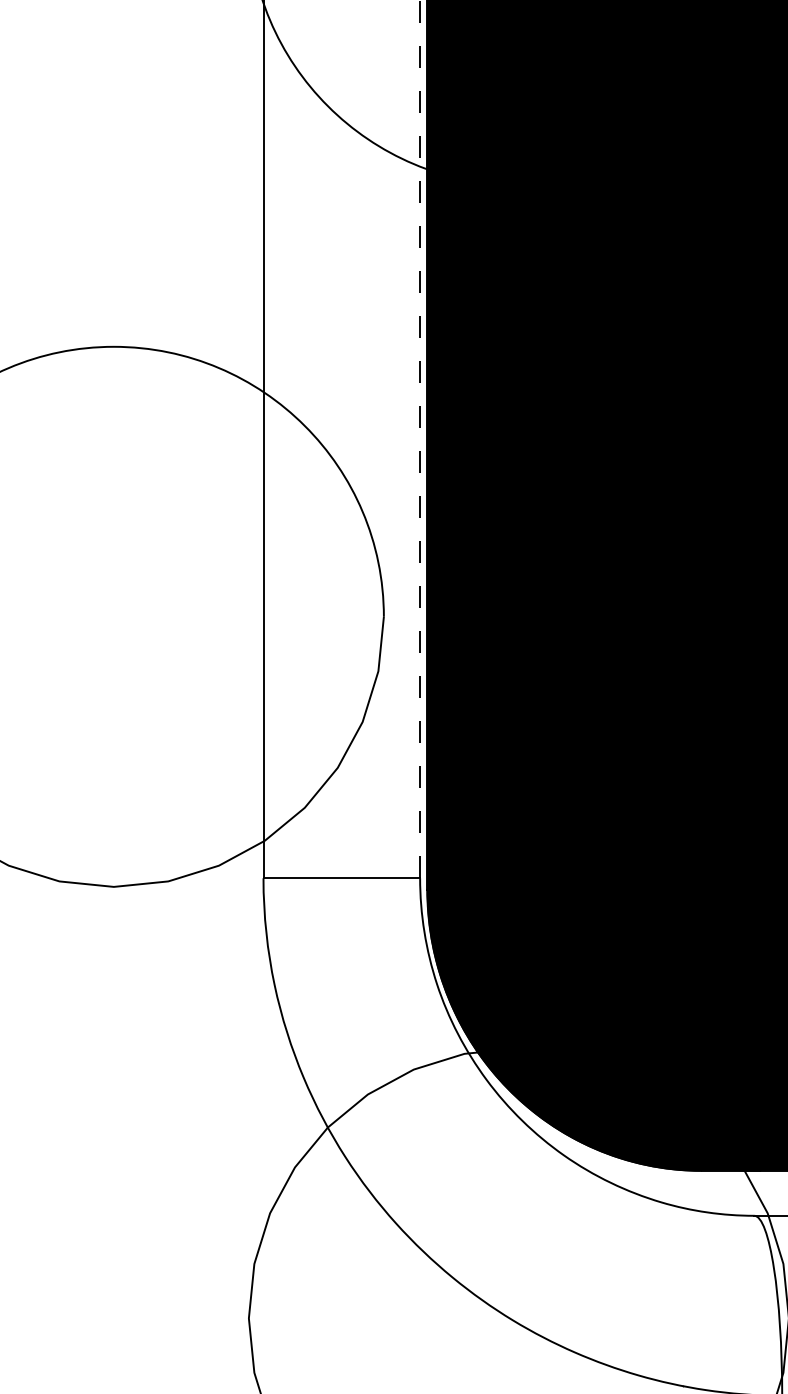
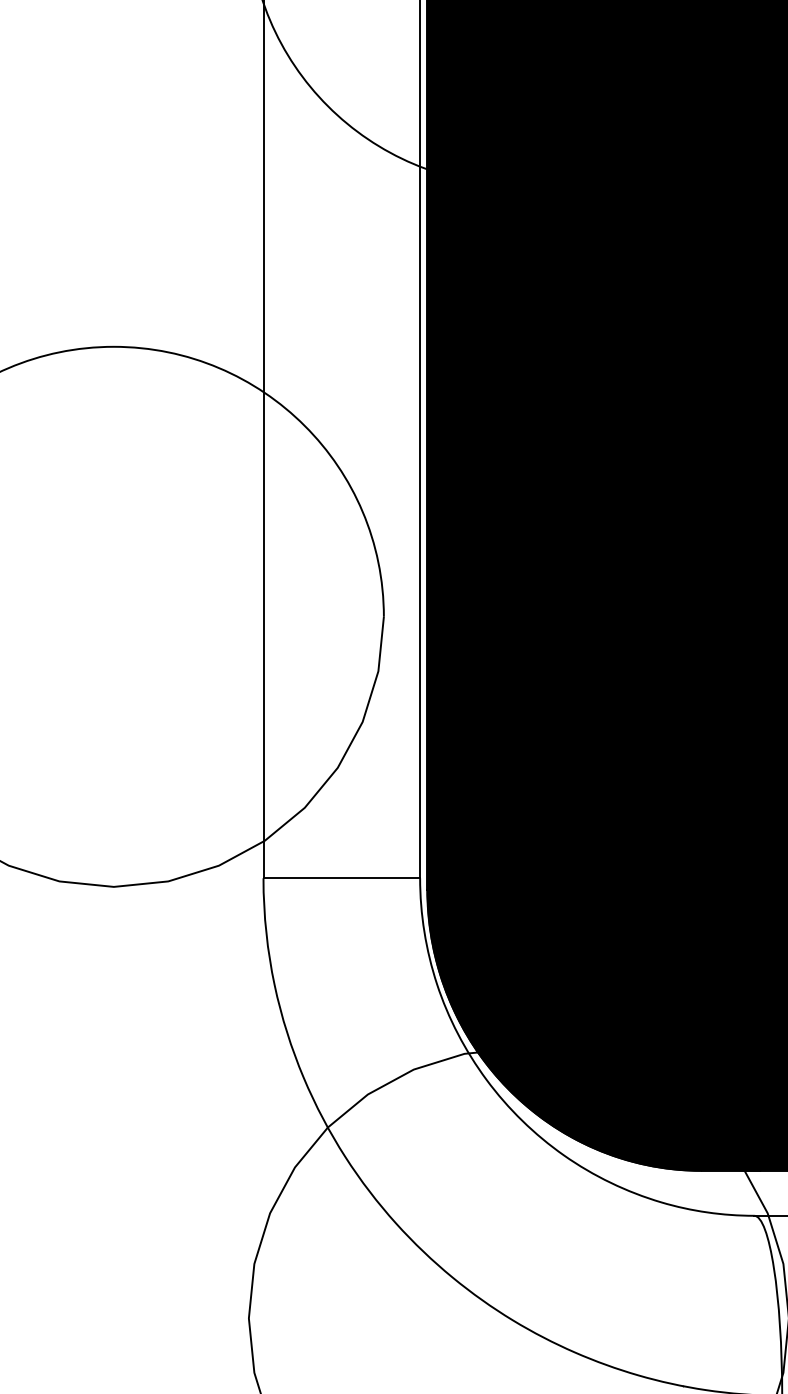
line: dashed -> solid (420, 439)
